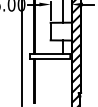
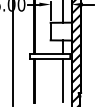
line position: (21, 52) -> (12, 52) (12, 52)
line: none -> present (63, 79)
